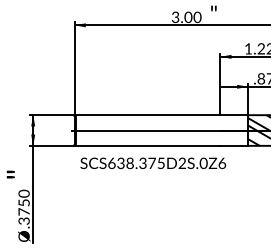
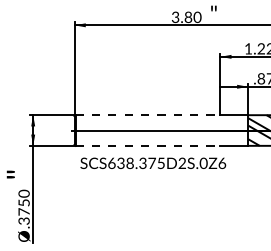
text: 3.00 -> 3.80 (188, 17)
line: solid -> dashed (148, 115)
line: solid -> dashed (148, 145)
